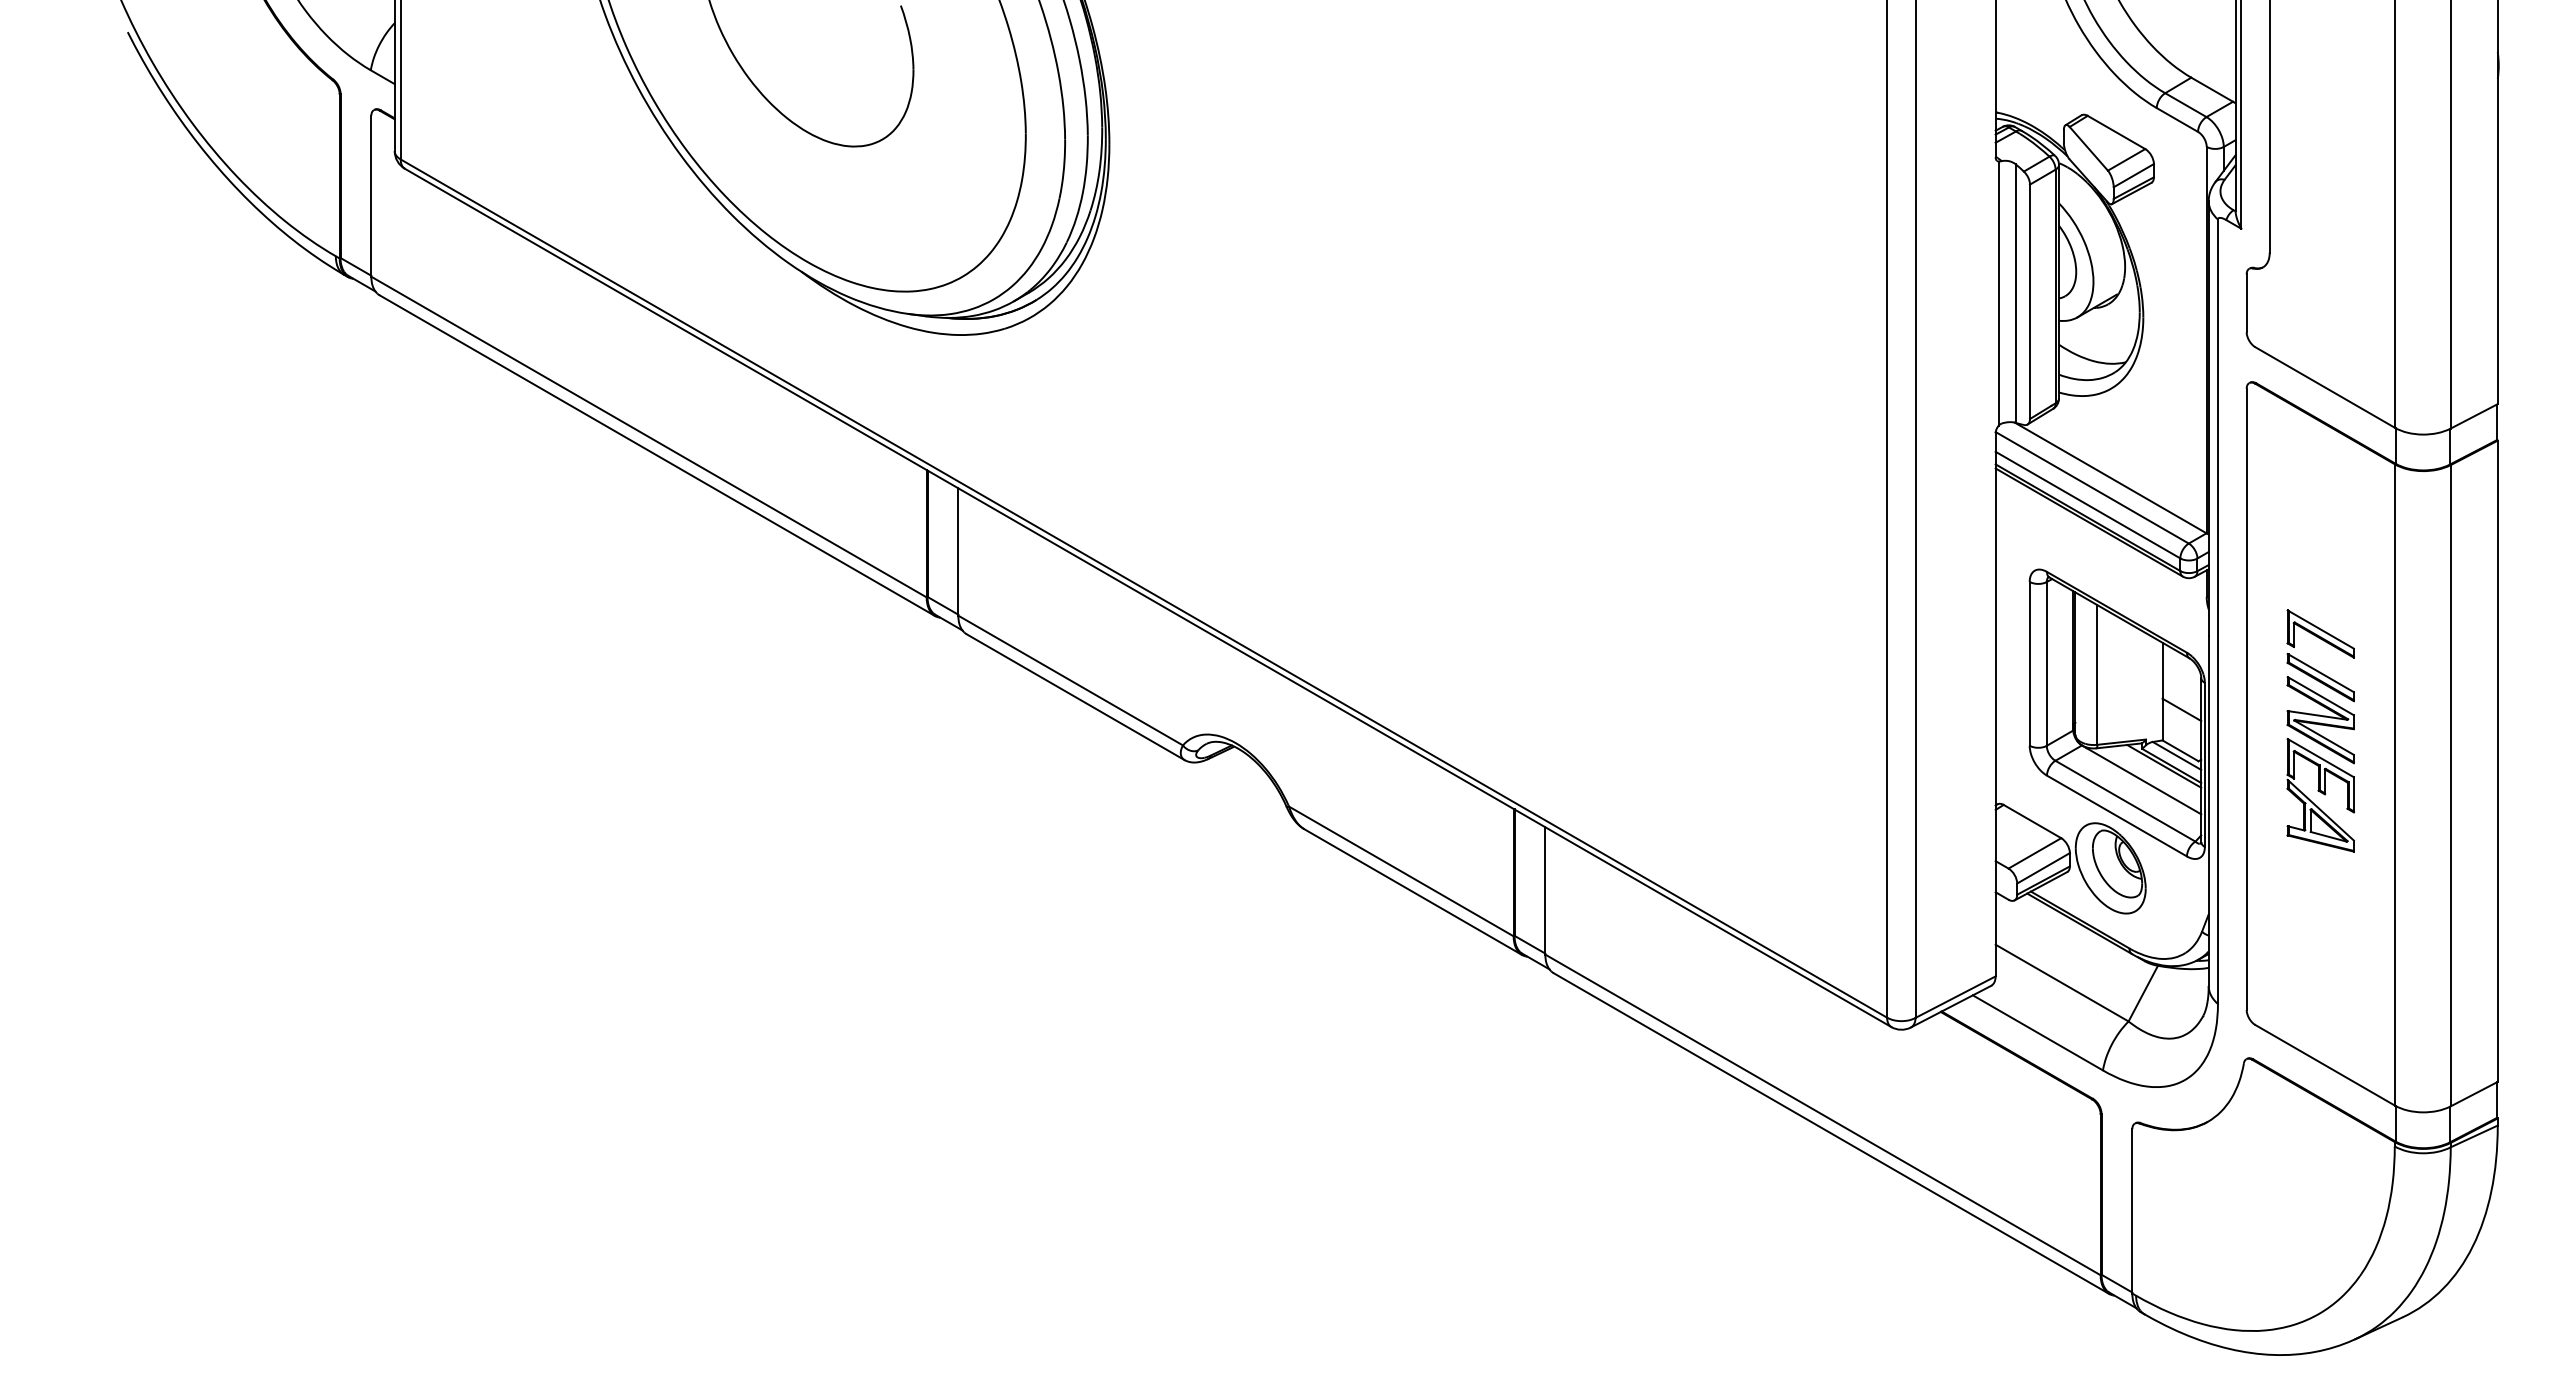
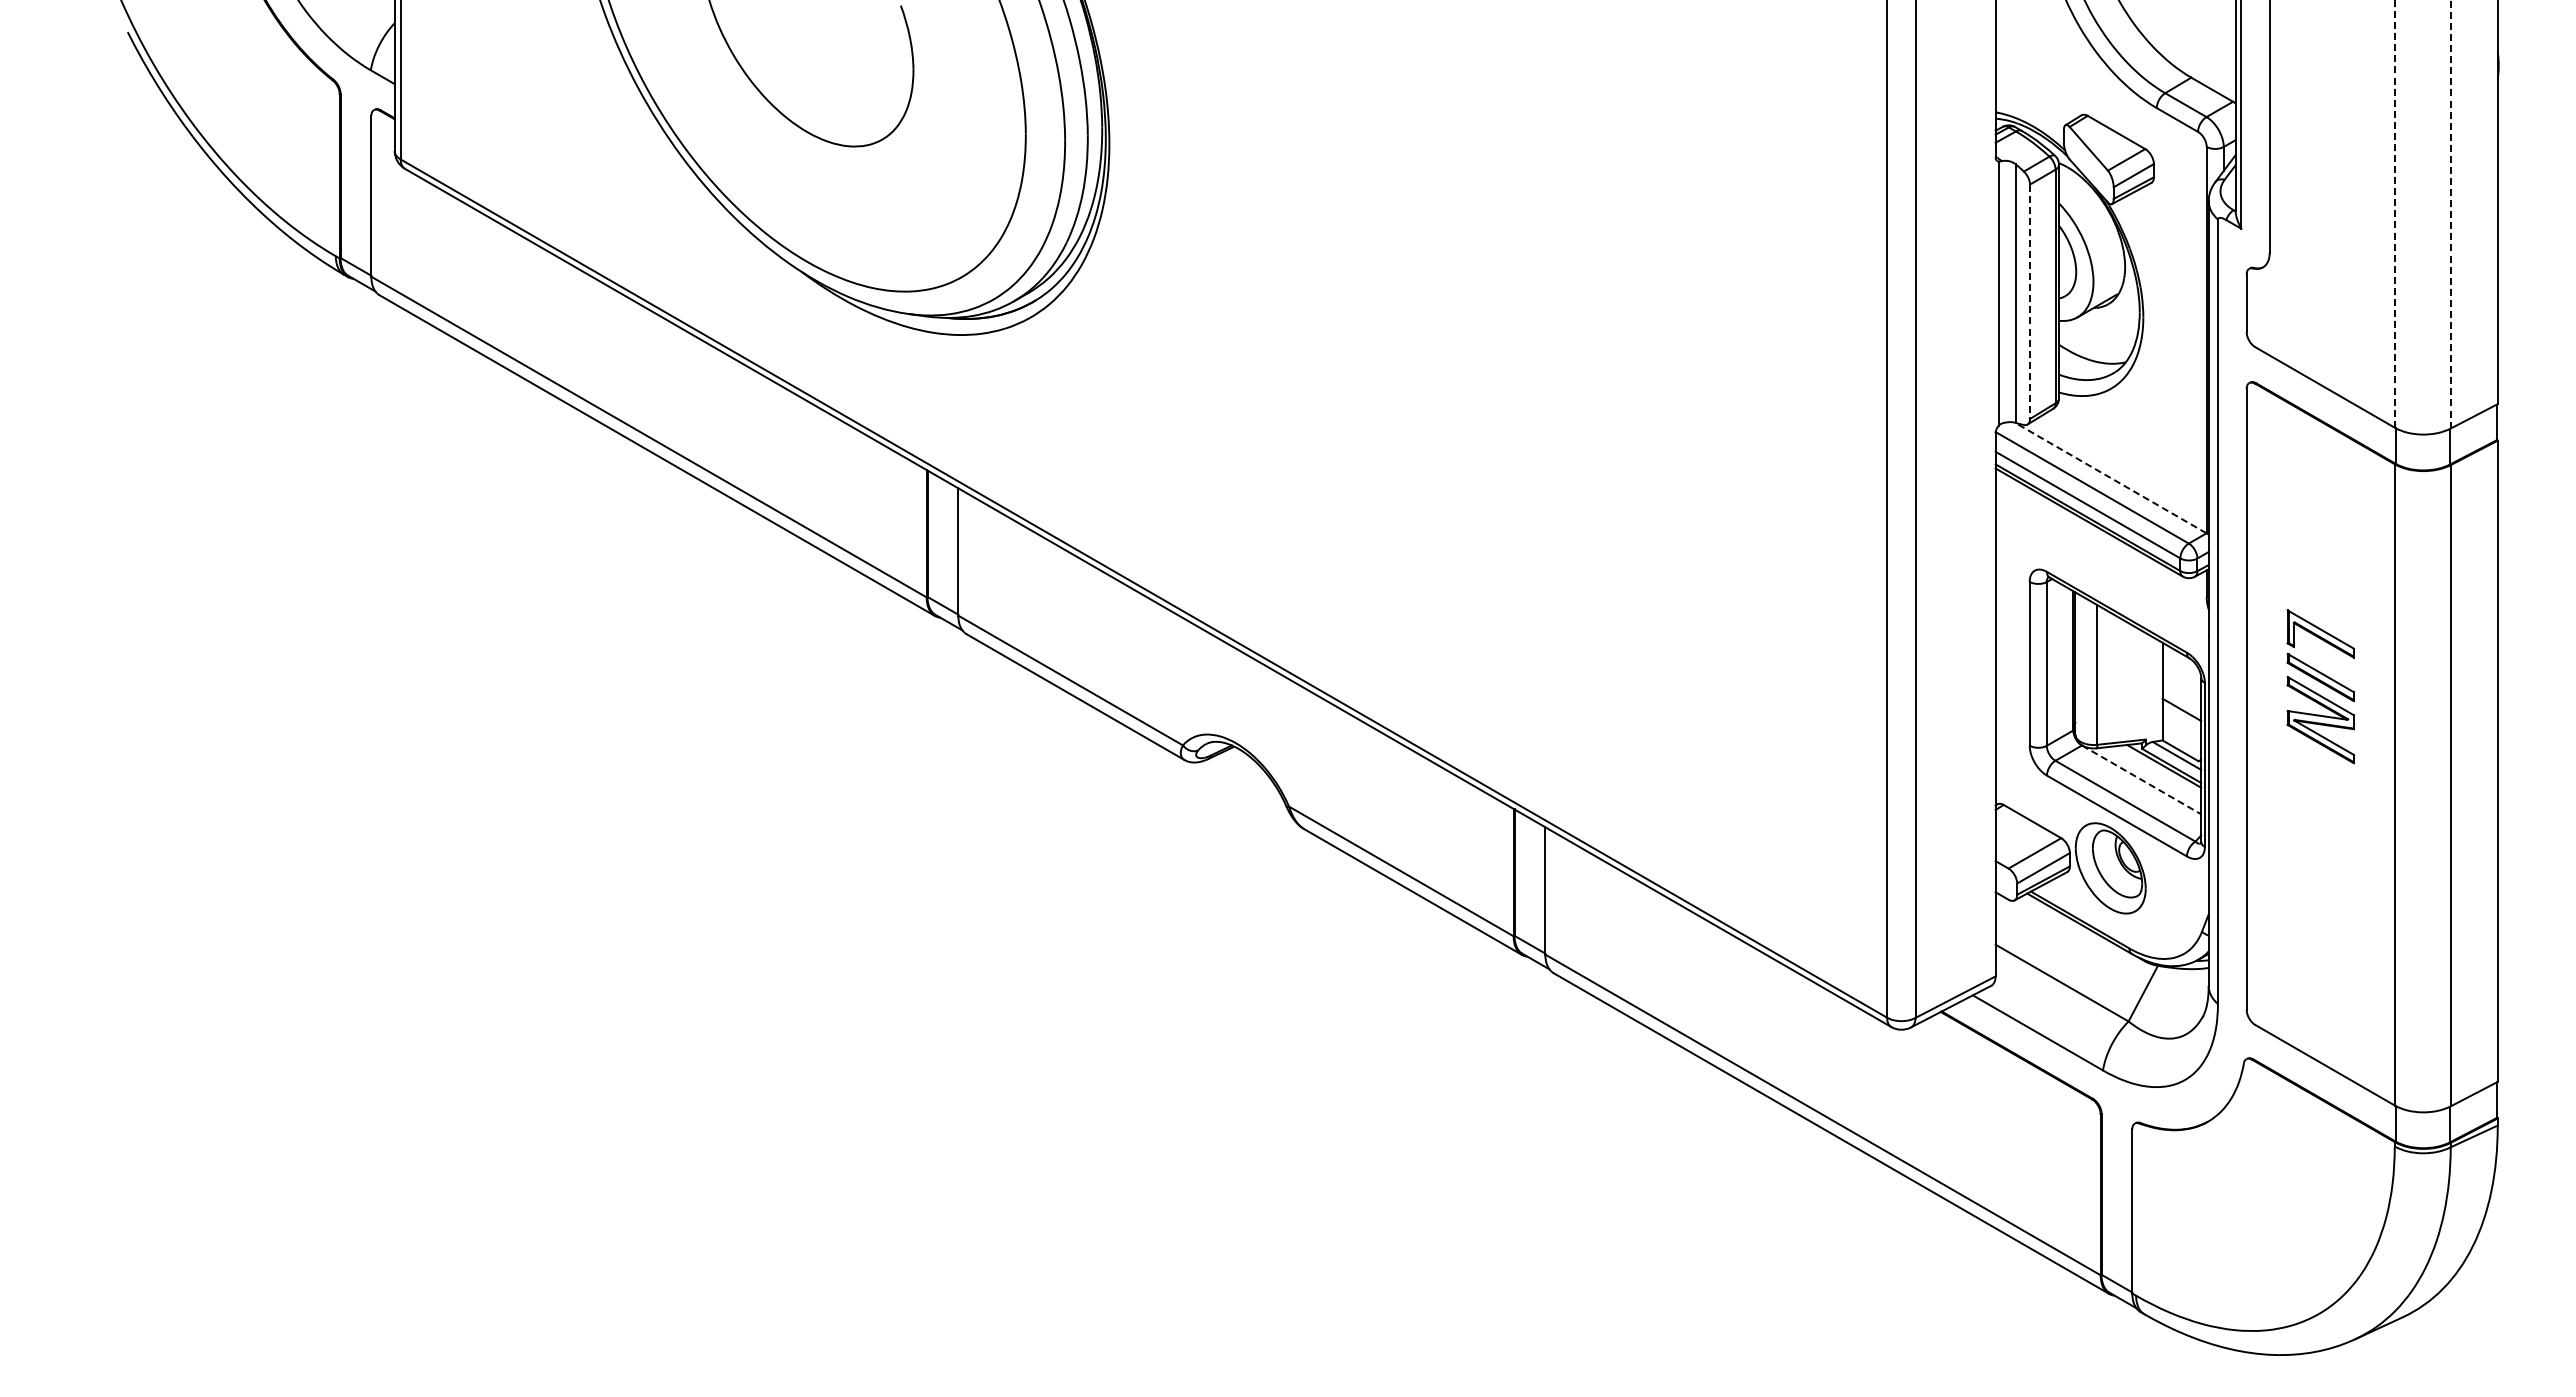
line: solid -> dashed (2394, 213)
line: solid -> dashed (2450, 213)
line: solid -> dashed (2030, 302)
line: solid -> dashed (2110, 477)
line: solid -> dashed (2141, 779)
part: present -> none (2320, 795)
